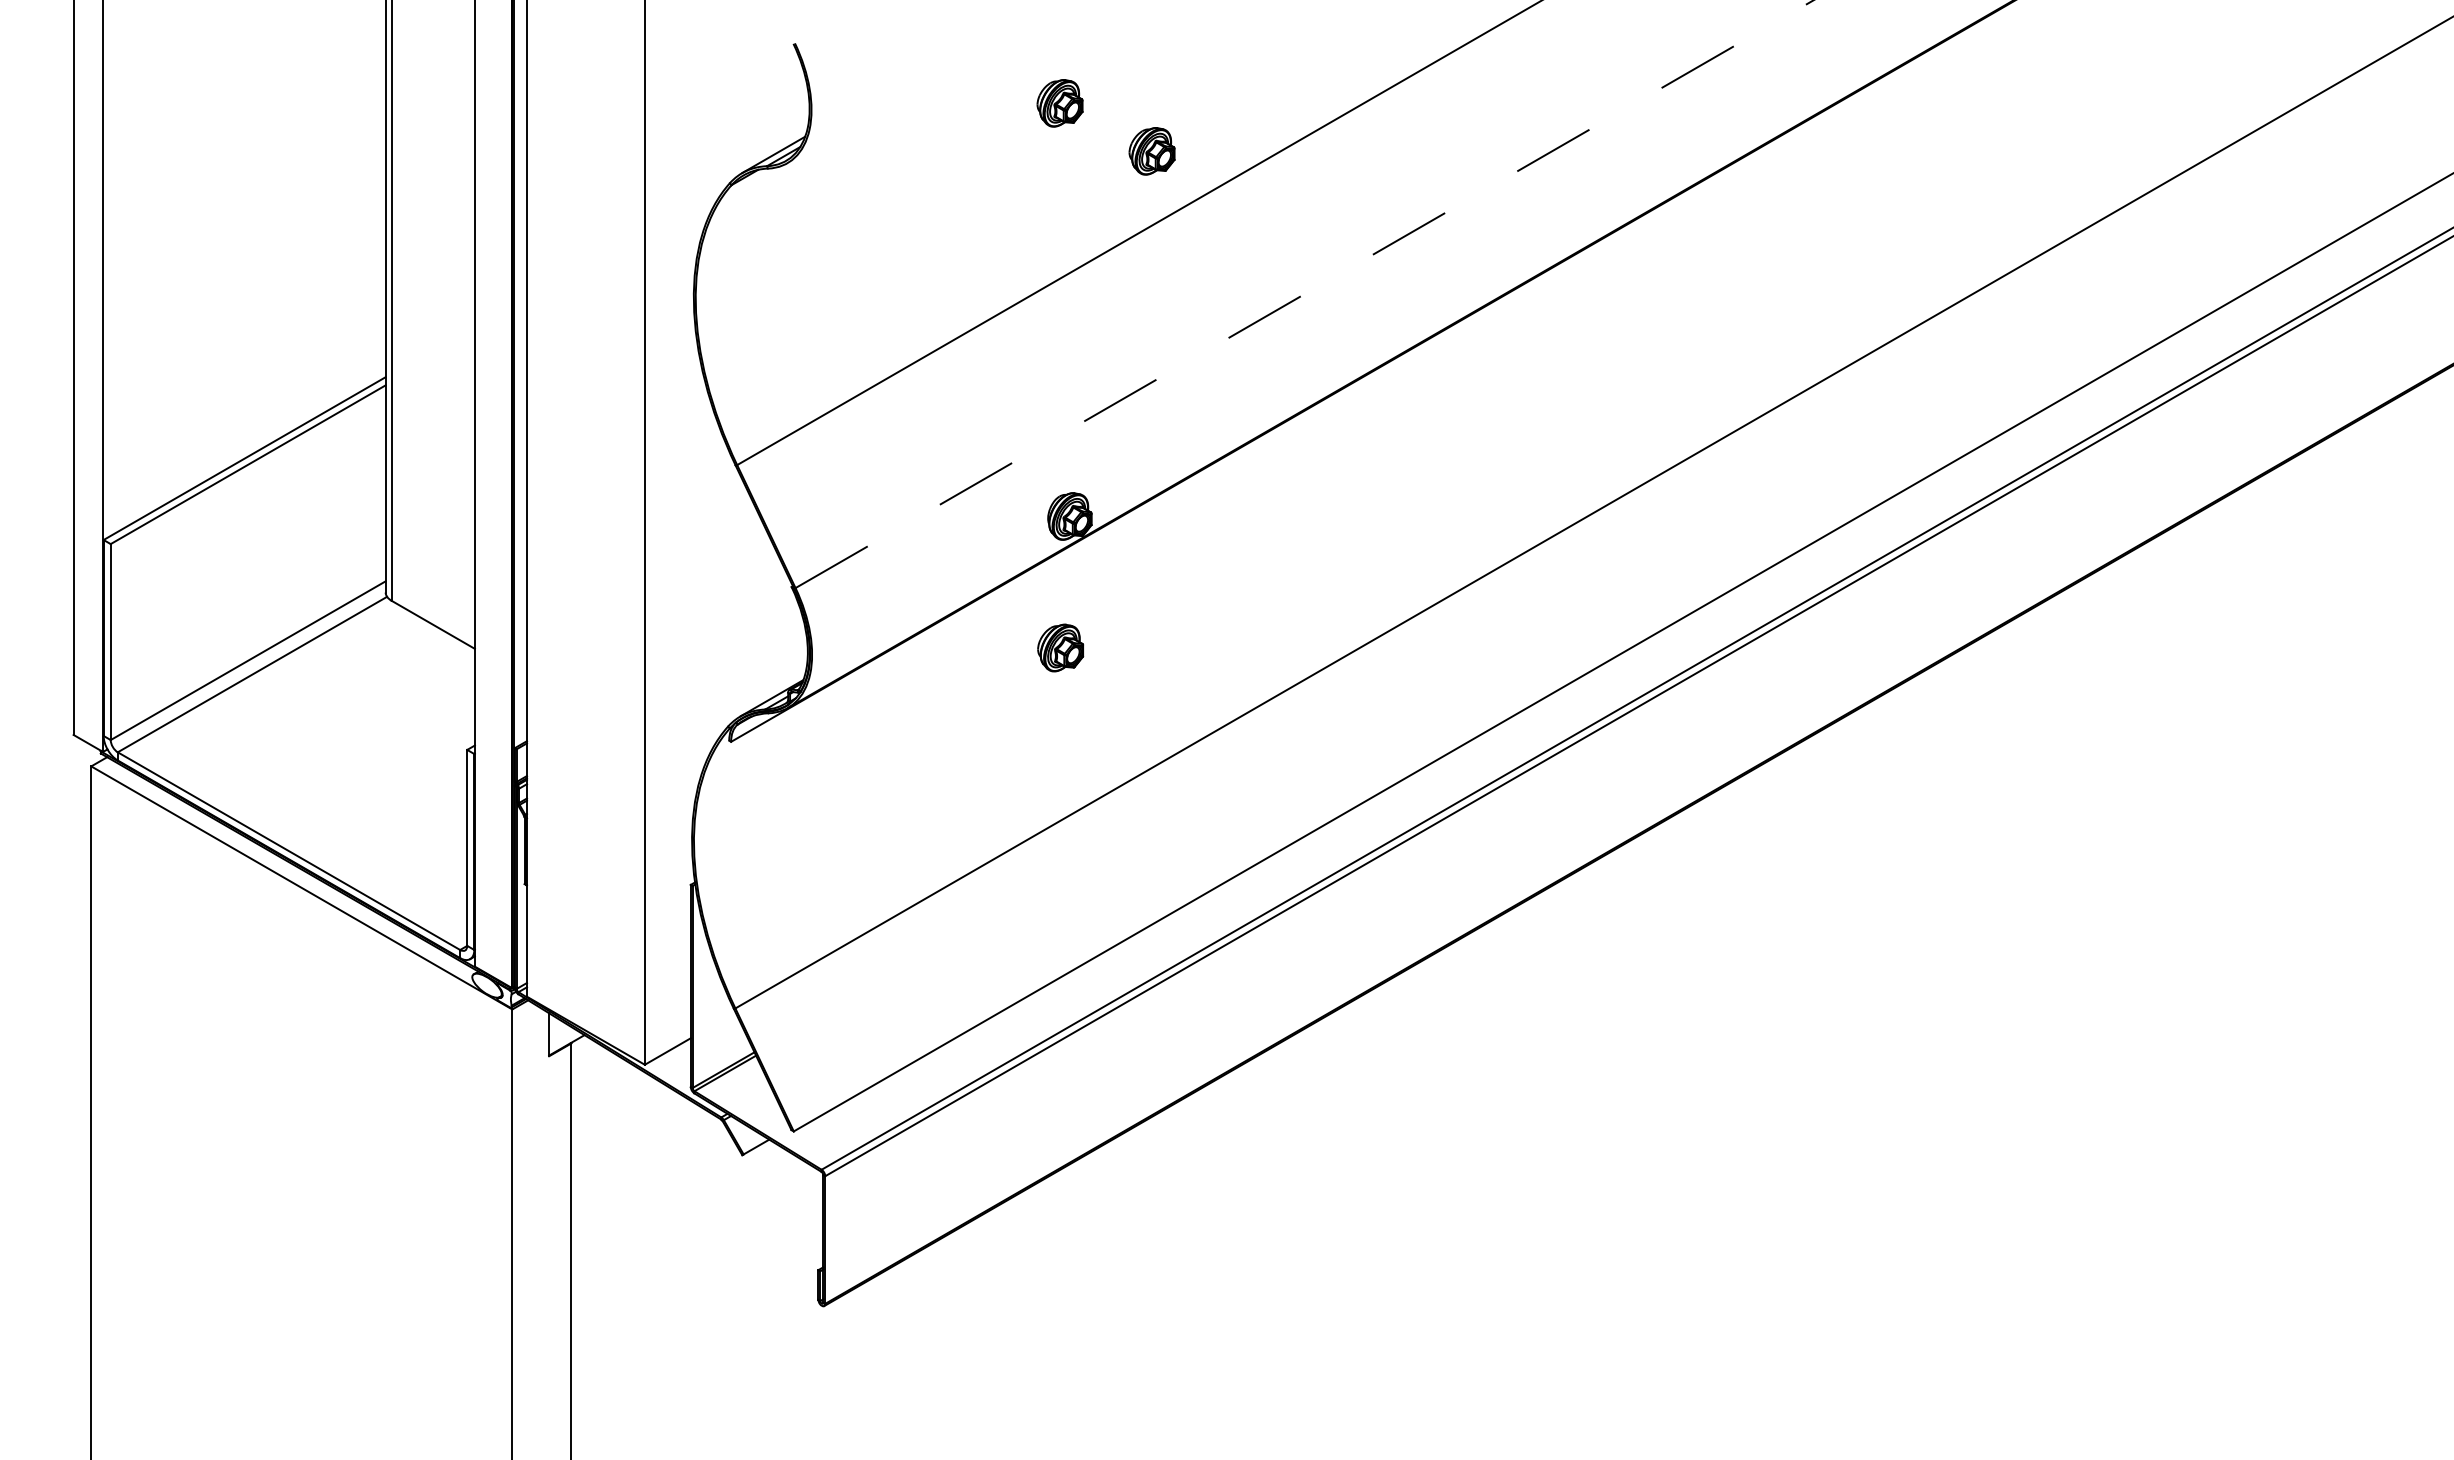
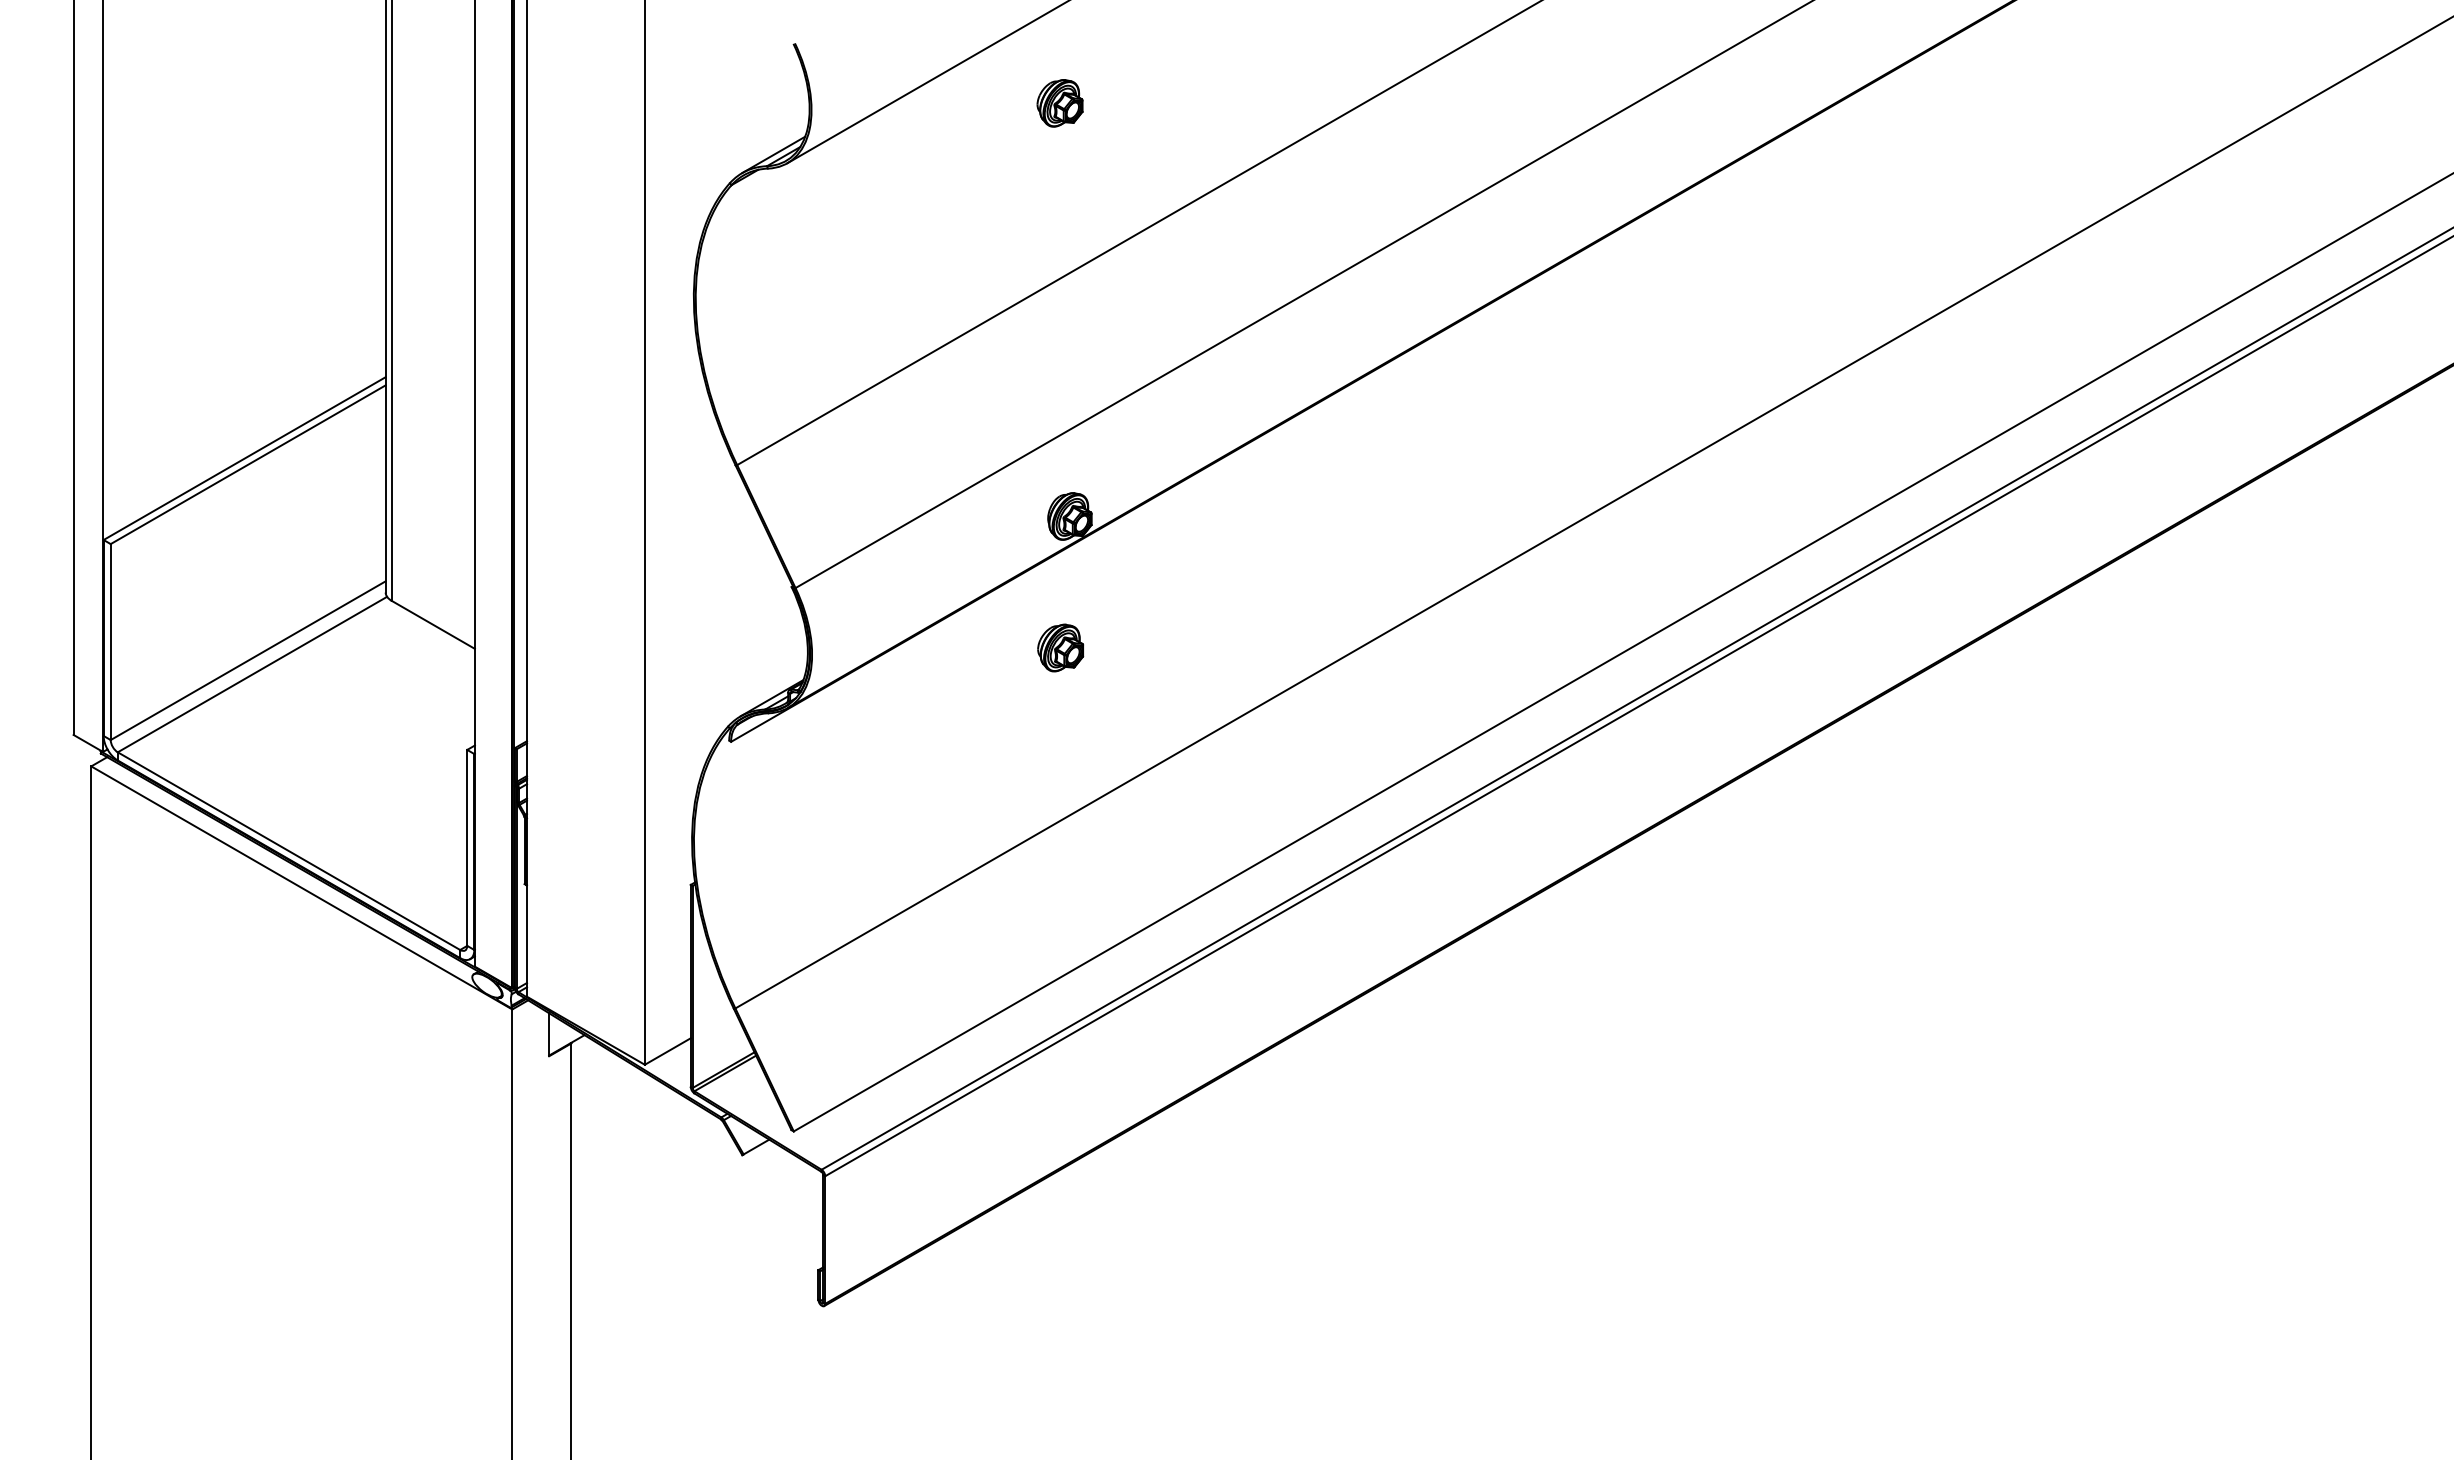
line: none -> present (926, 82)
part: present -> none (1151, 151)
line: dashed -> solid (1304, 294)
